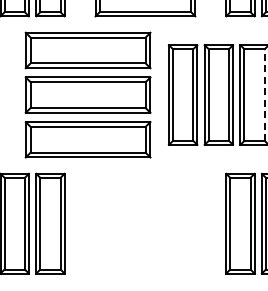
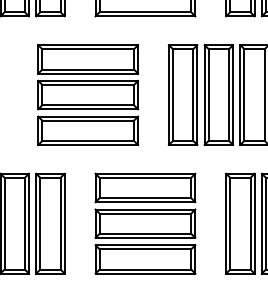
part size: 128x128 px -> 103x102 px (88, 94)
line: dashed -> solid (264, 95)
part: none -> present (145, 223)
